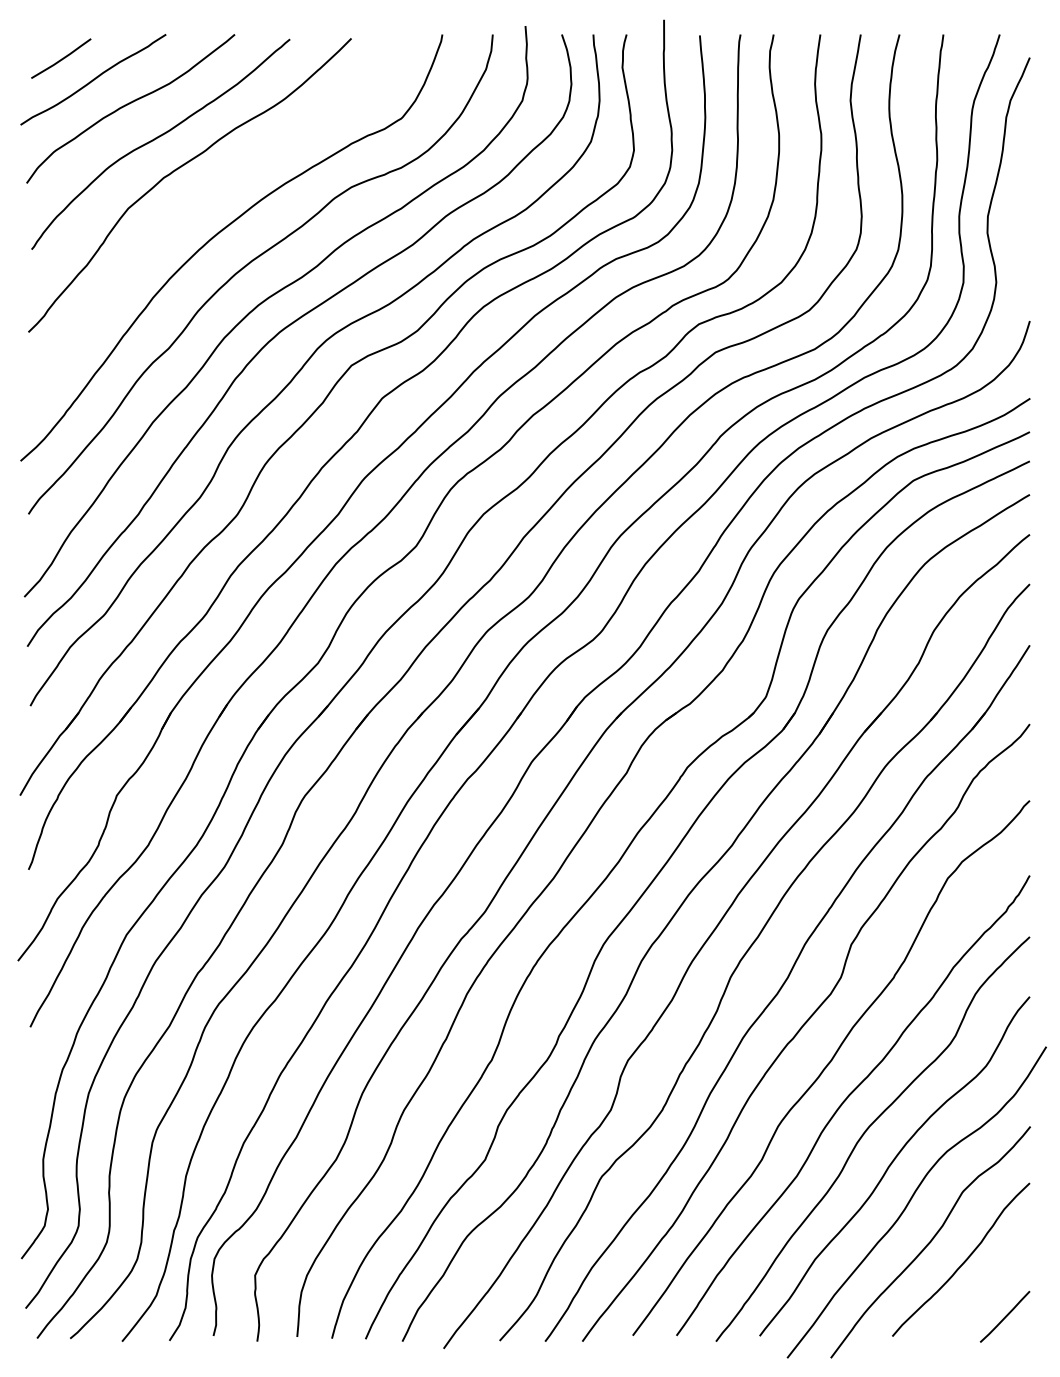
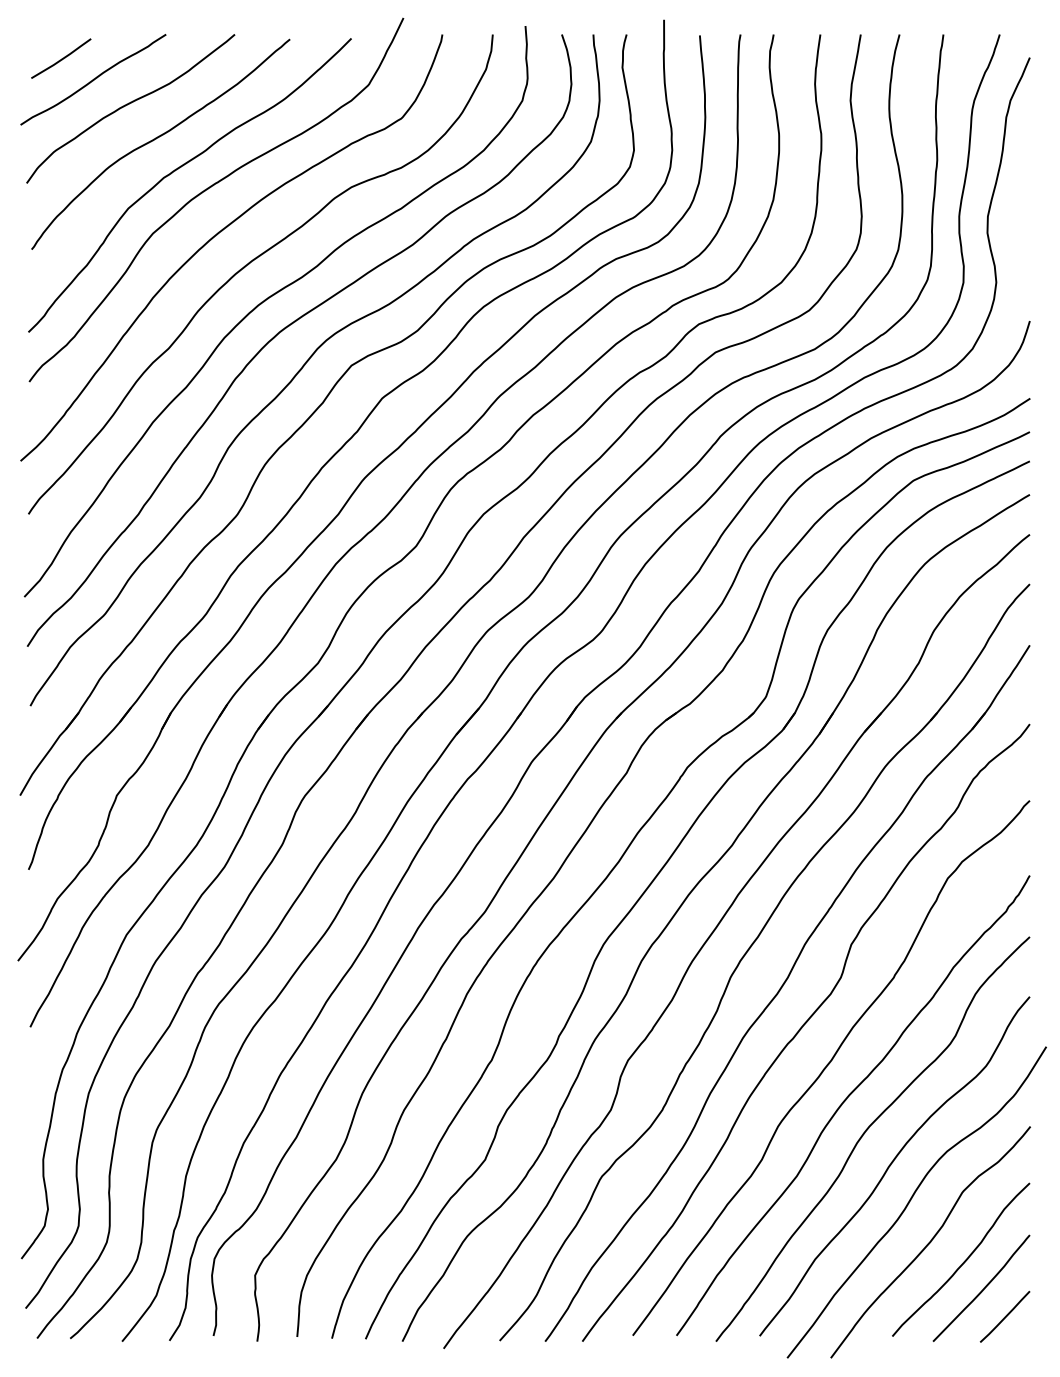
curve: none -> present (208, 189)
curve: none -> present (983, 1288)
